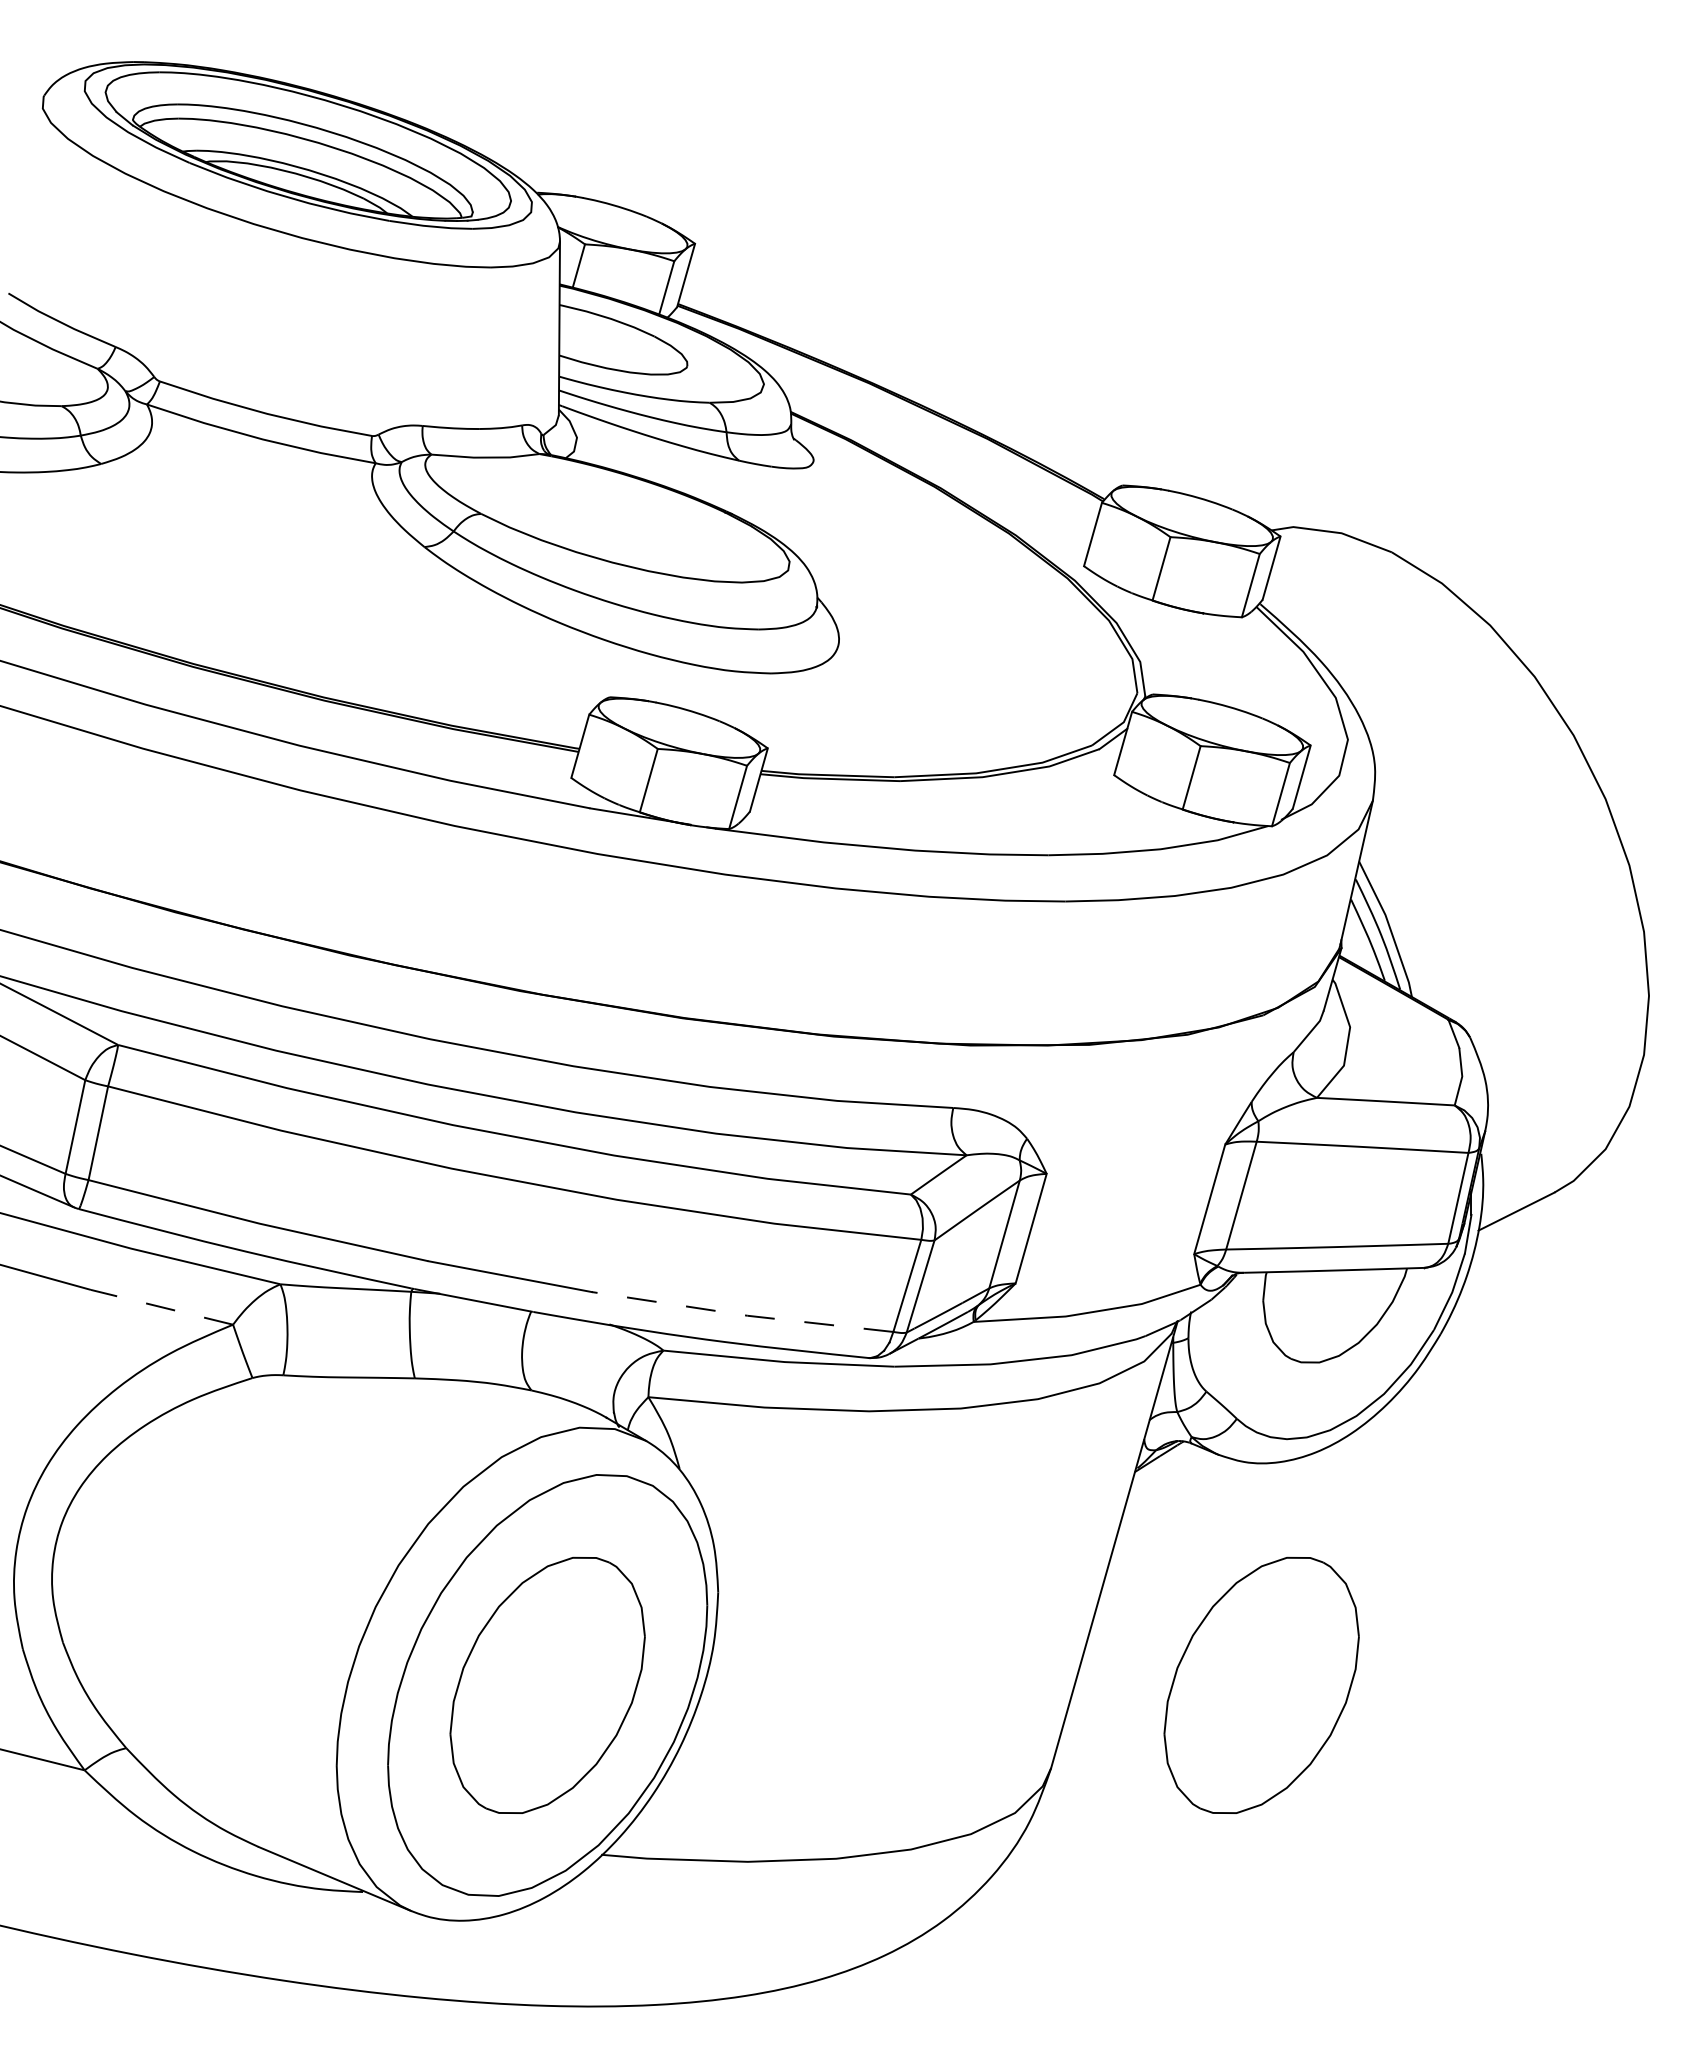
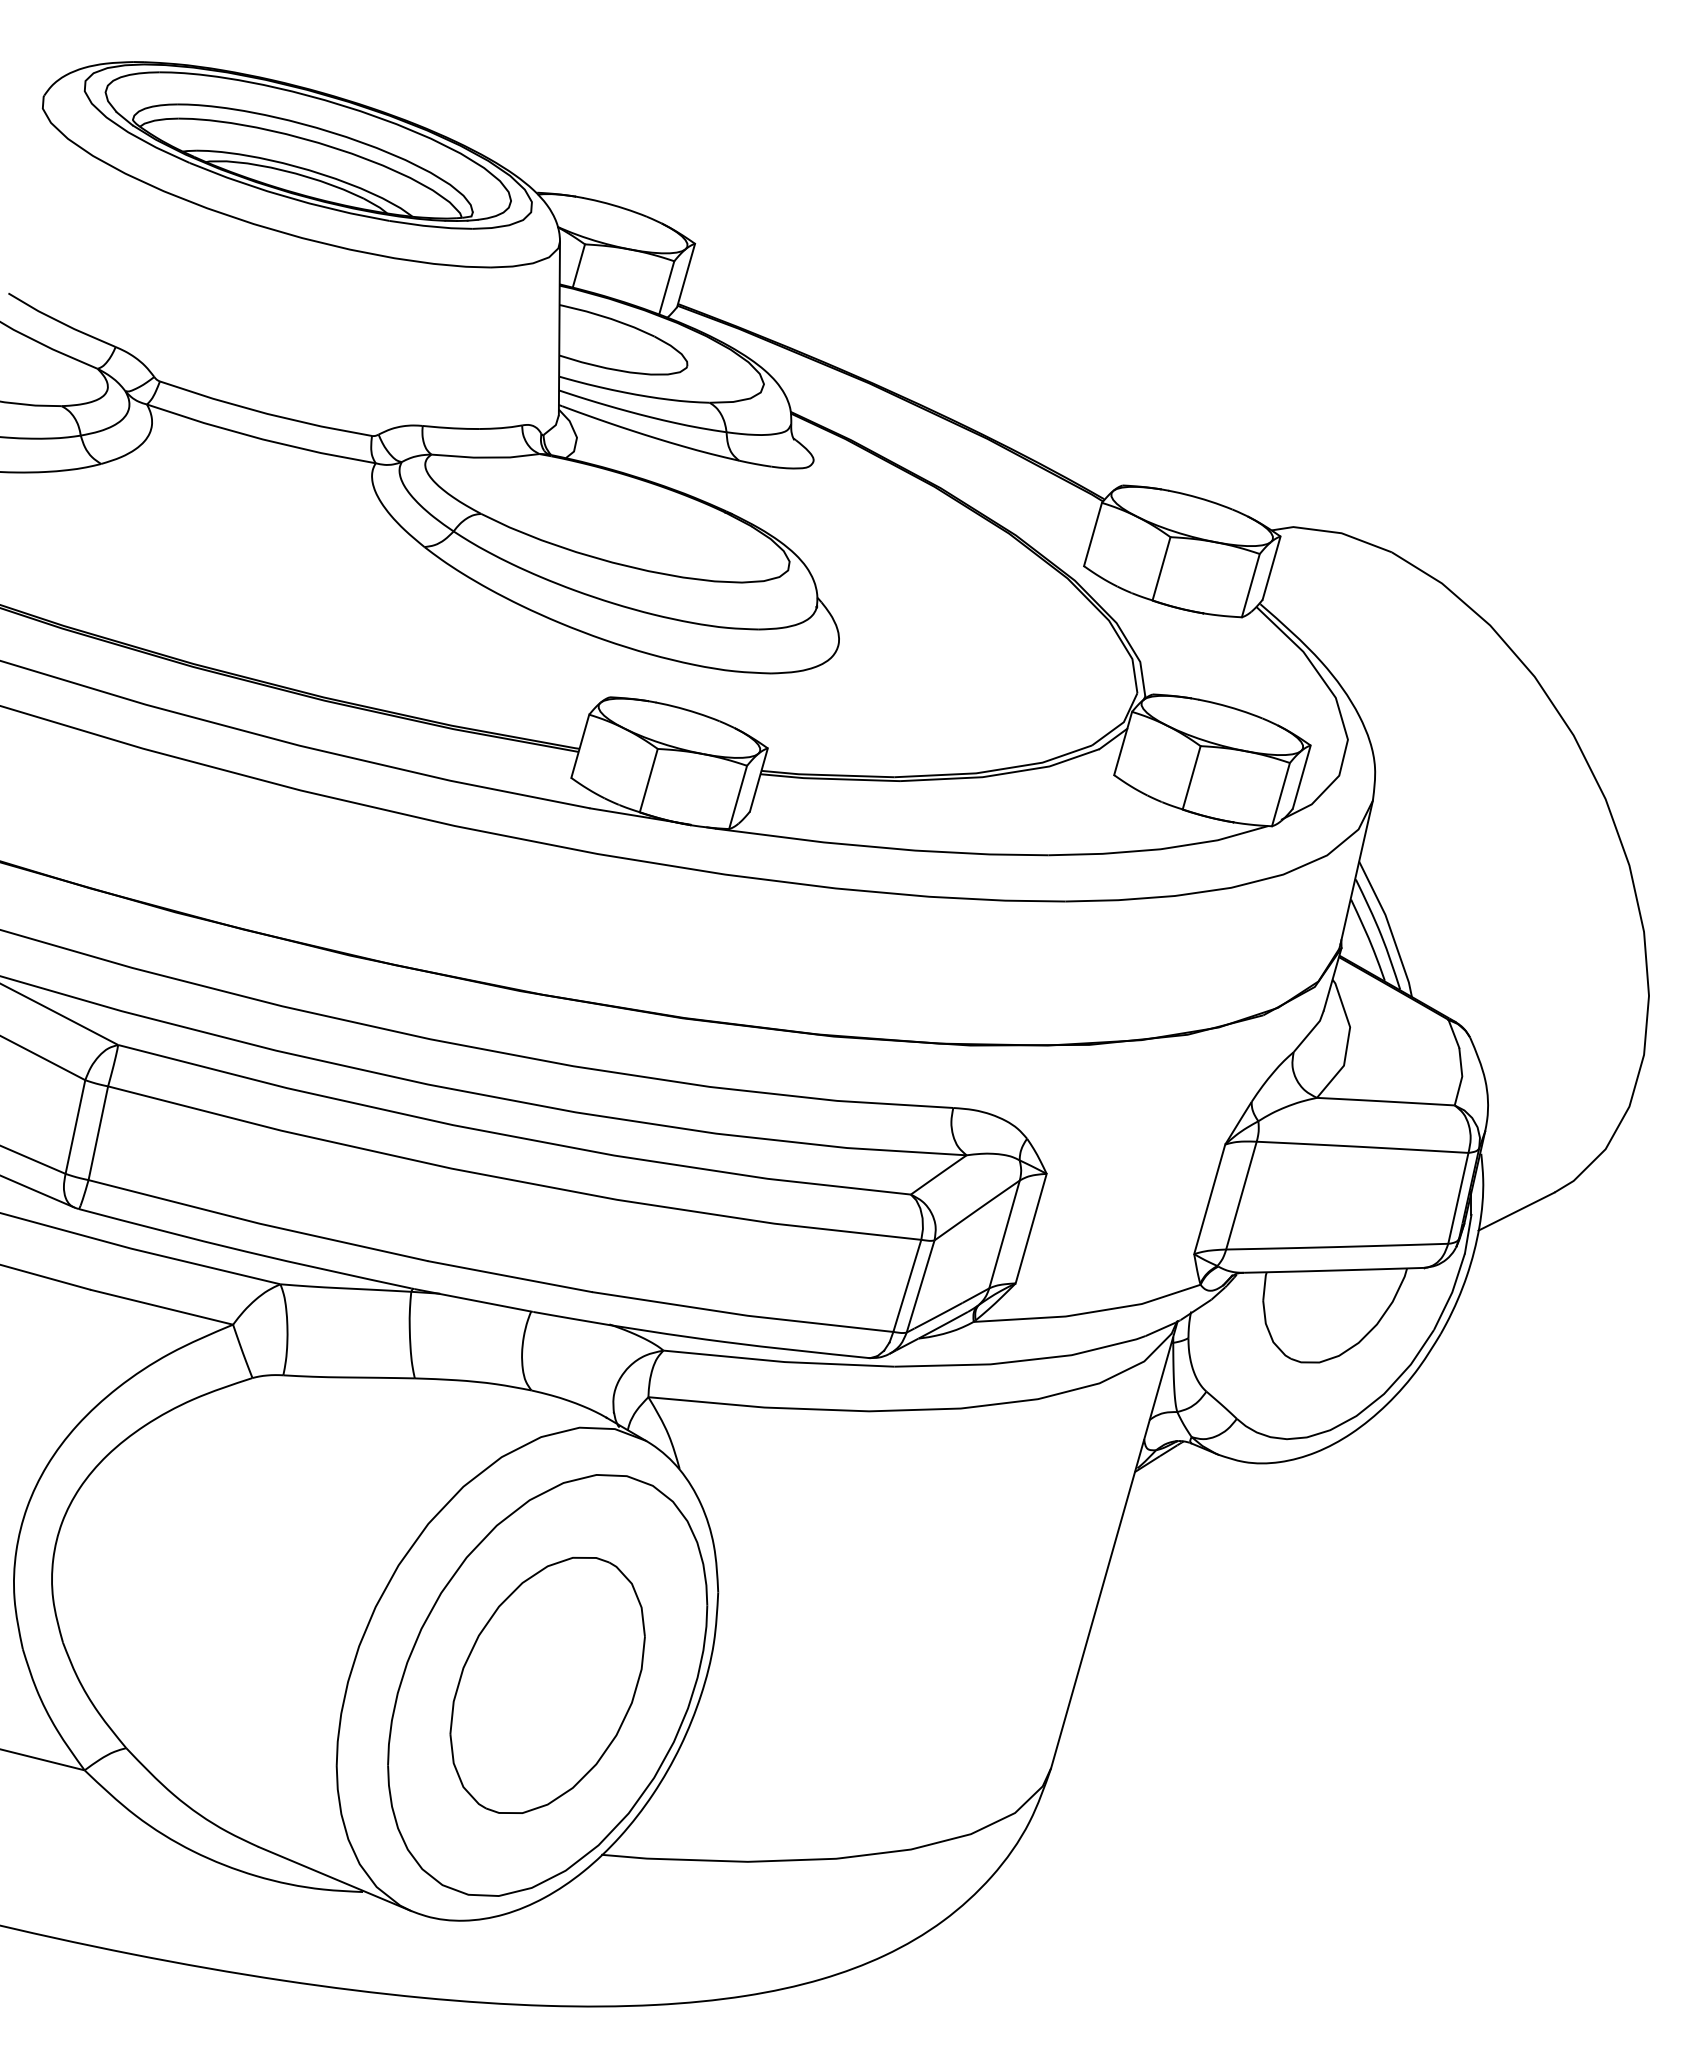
line: dashed -> solid (161, 1307)
line: dashed -> solid (742, 1315)
part: present -> none (1261, 1684)
